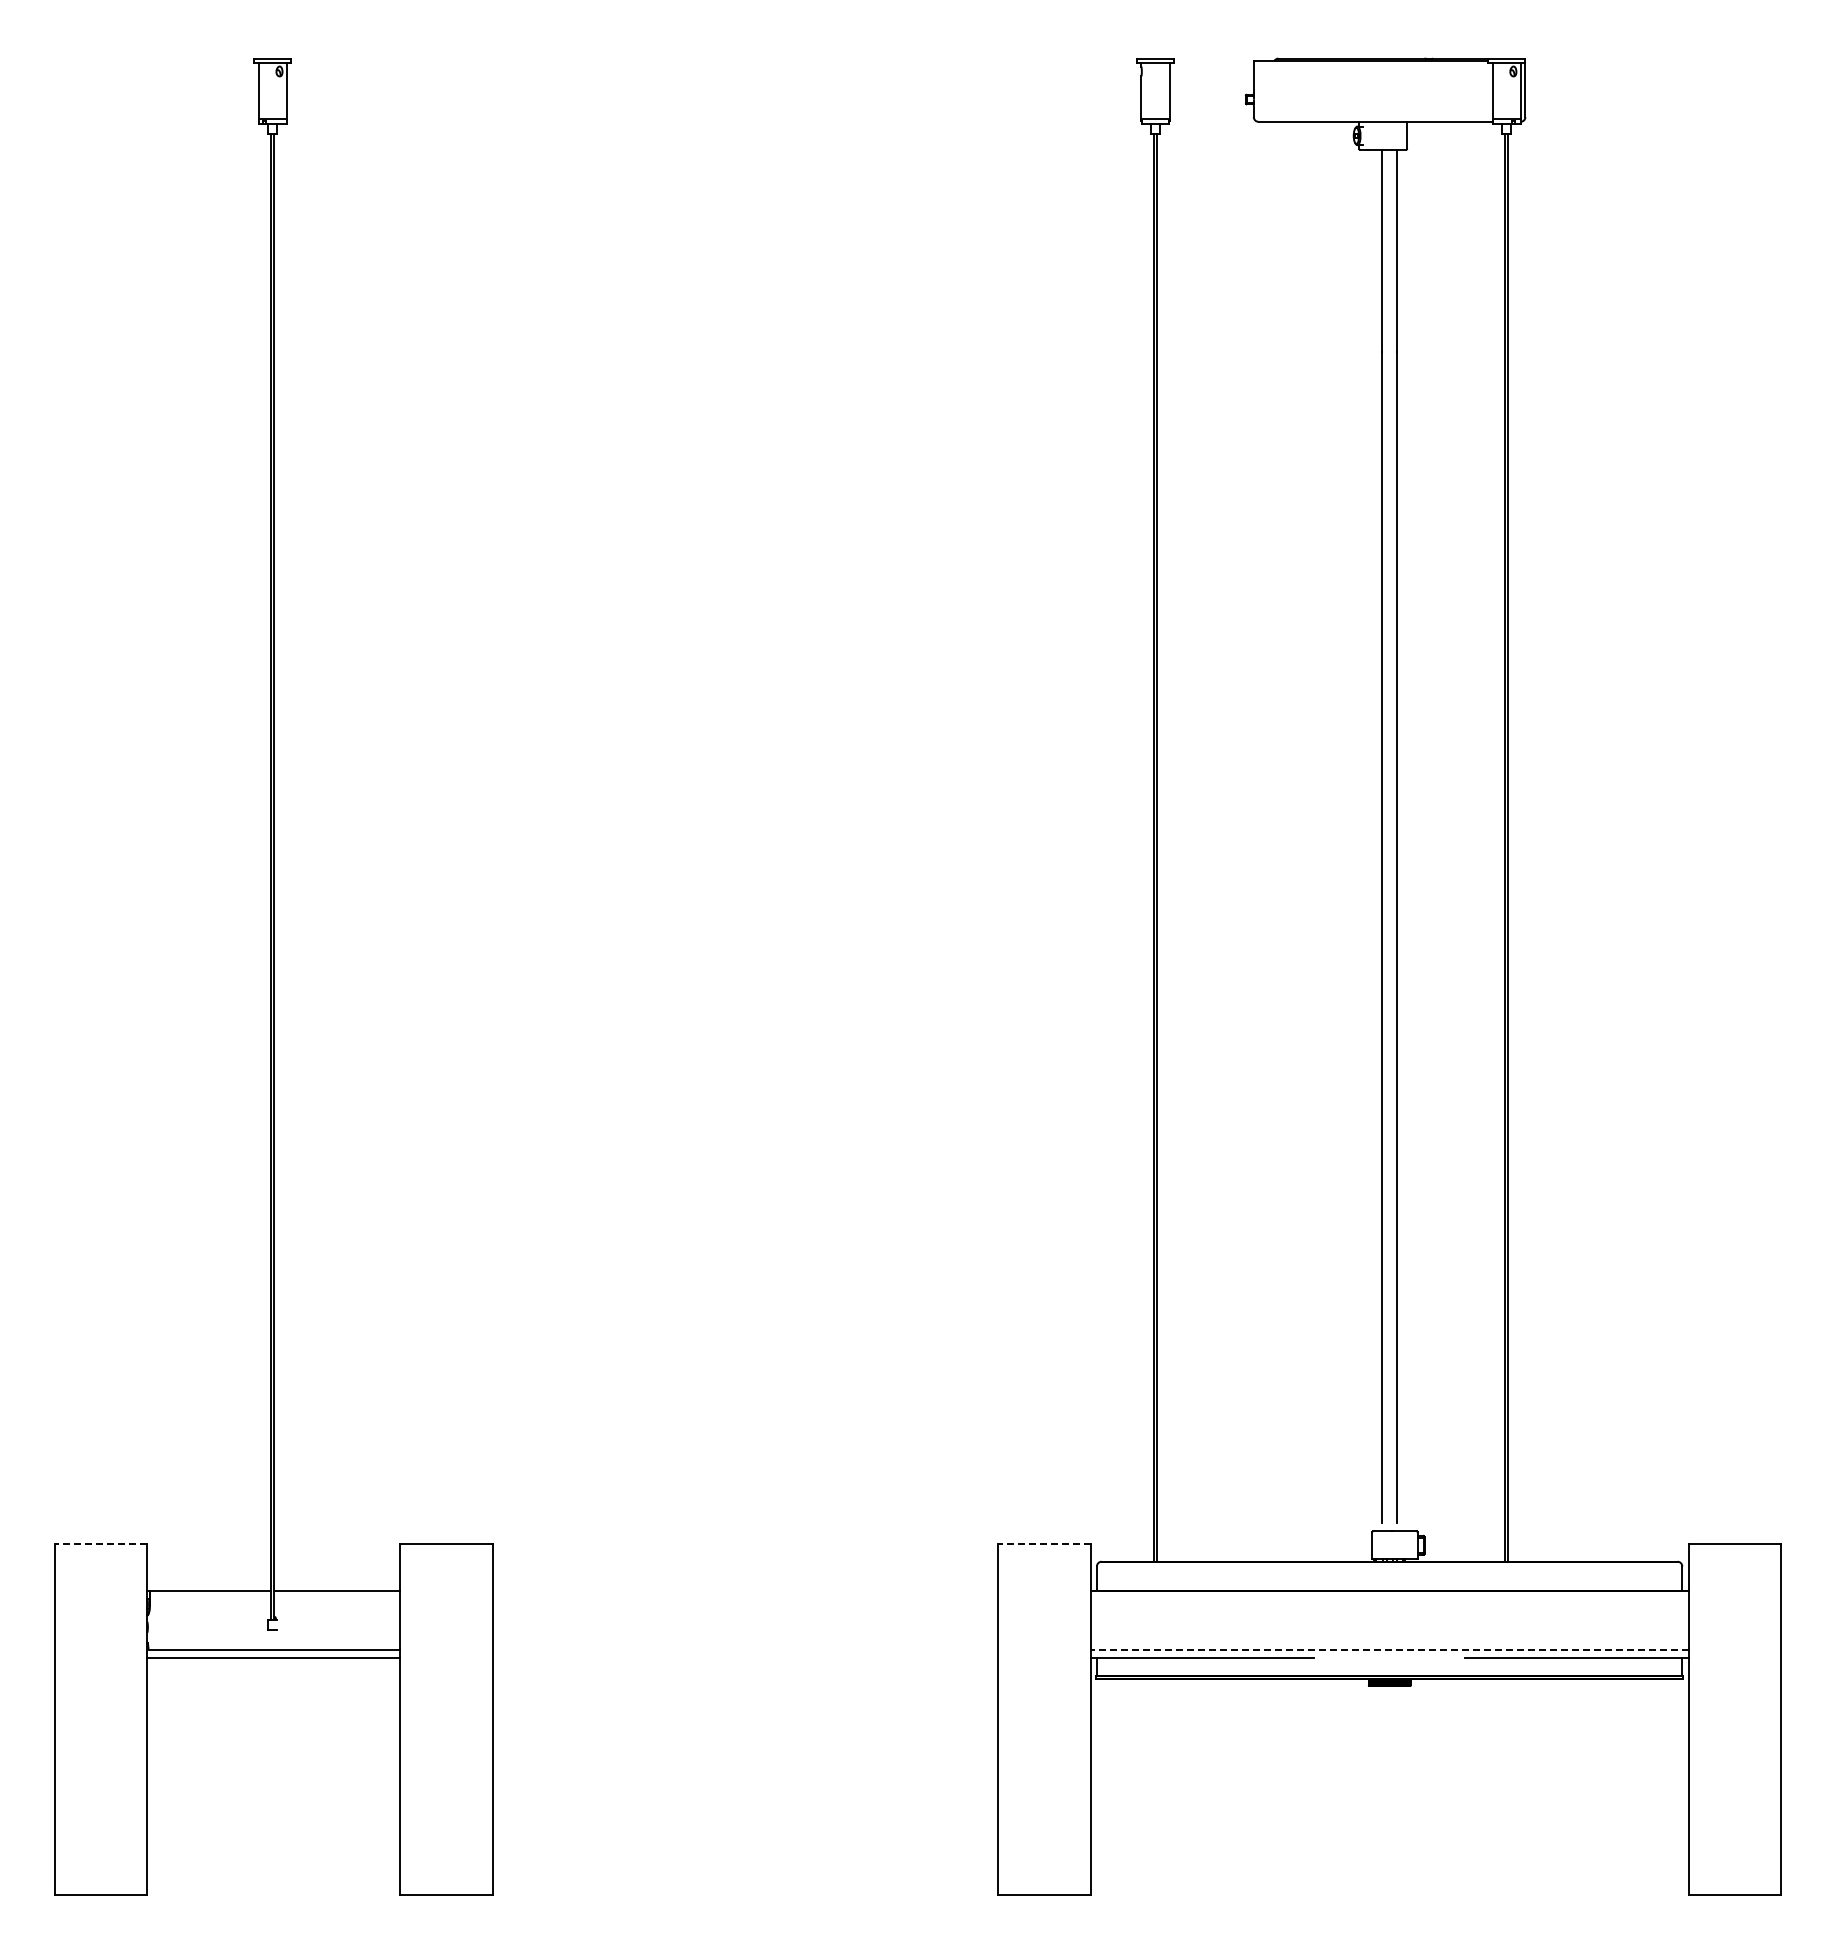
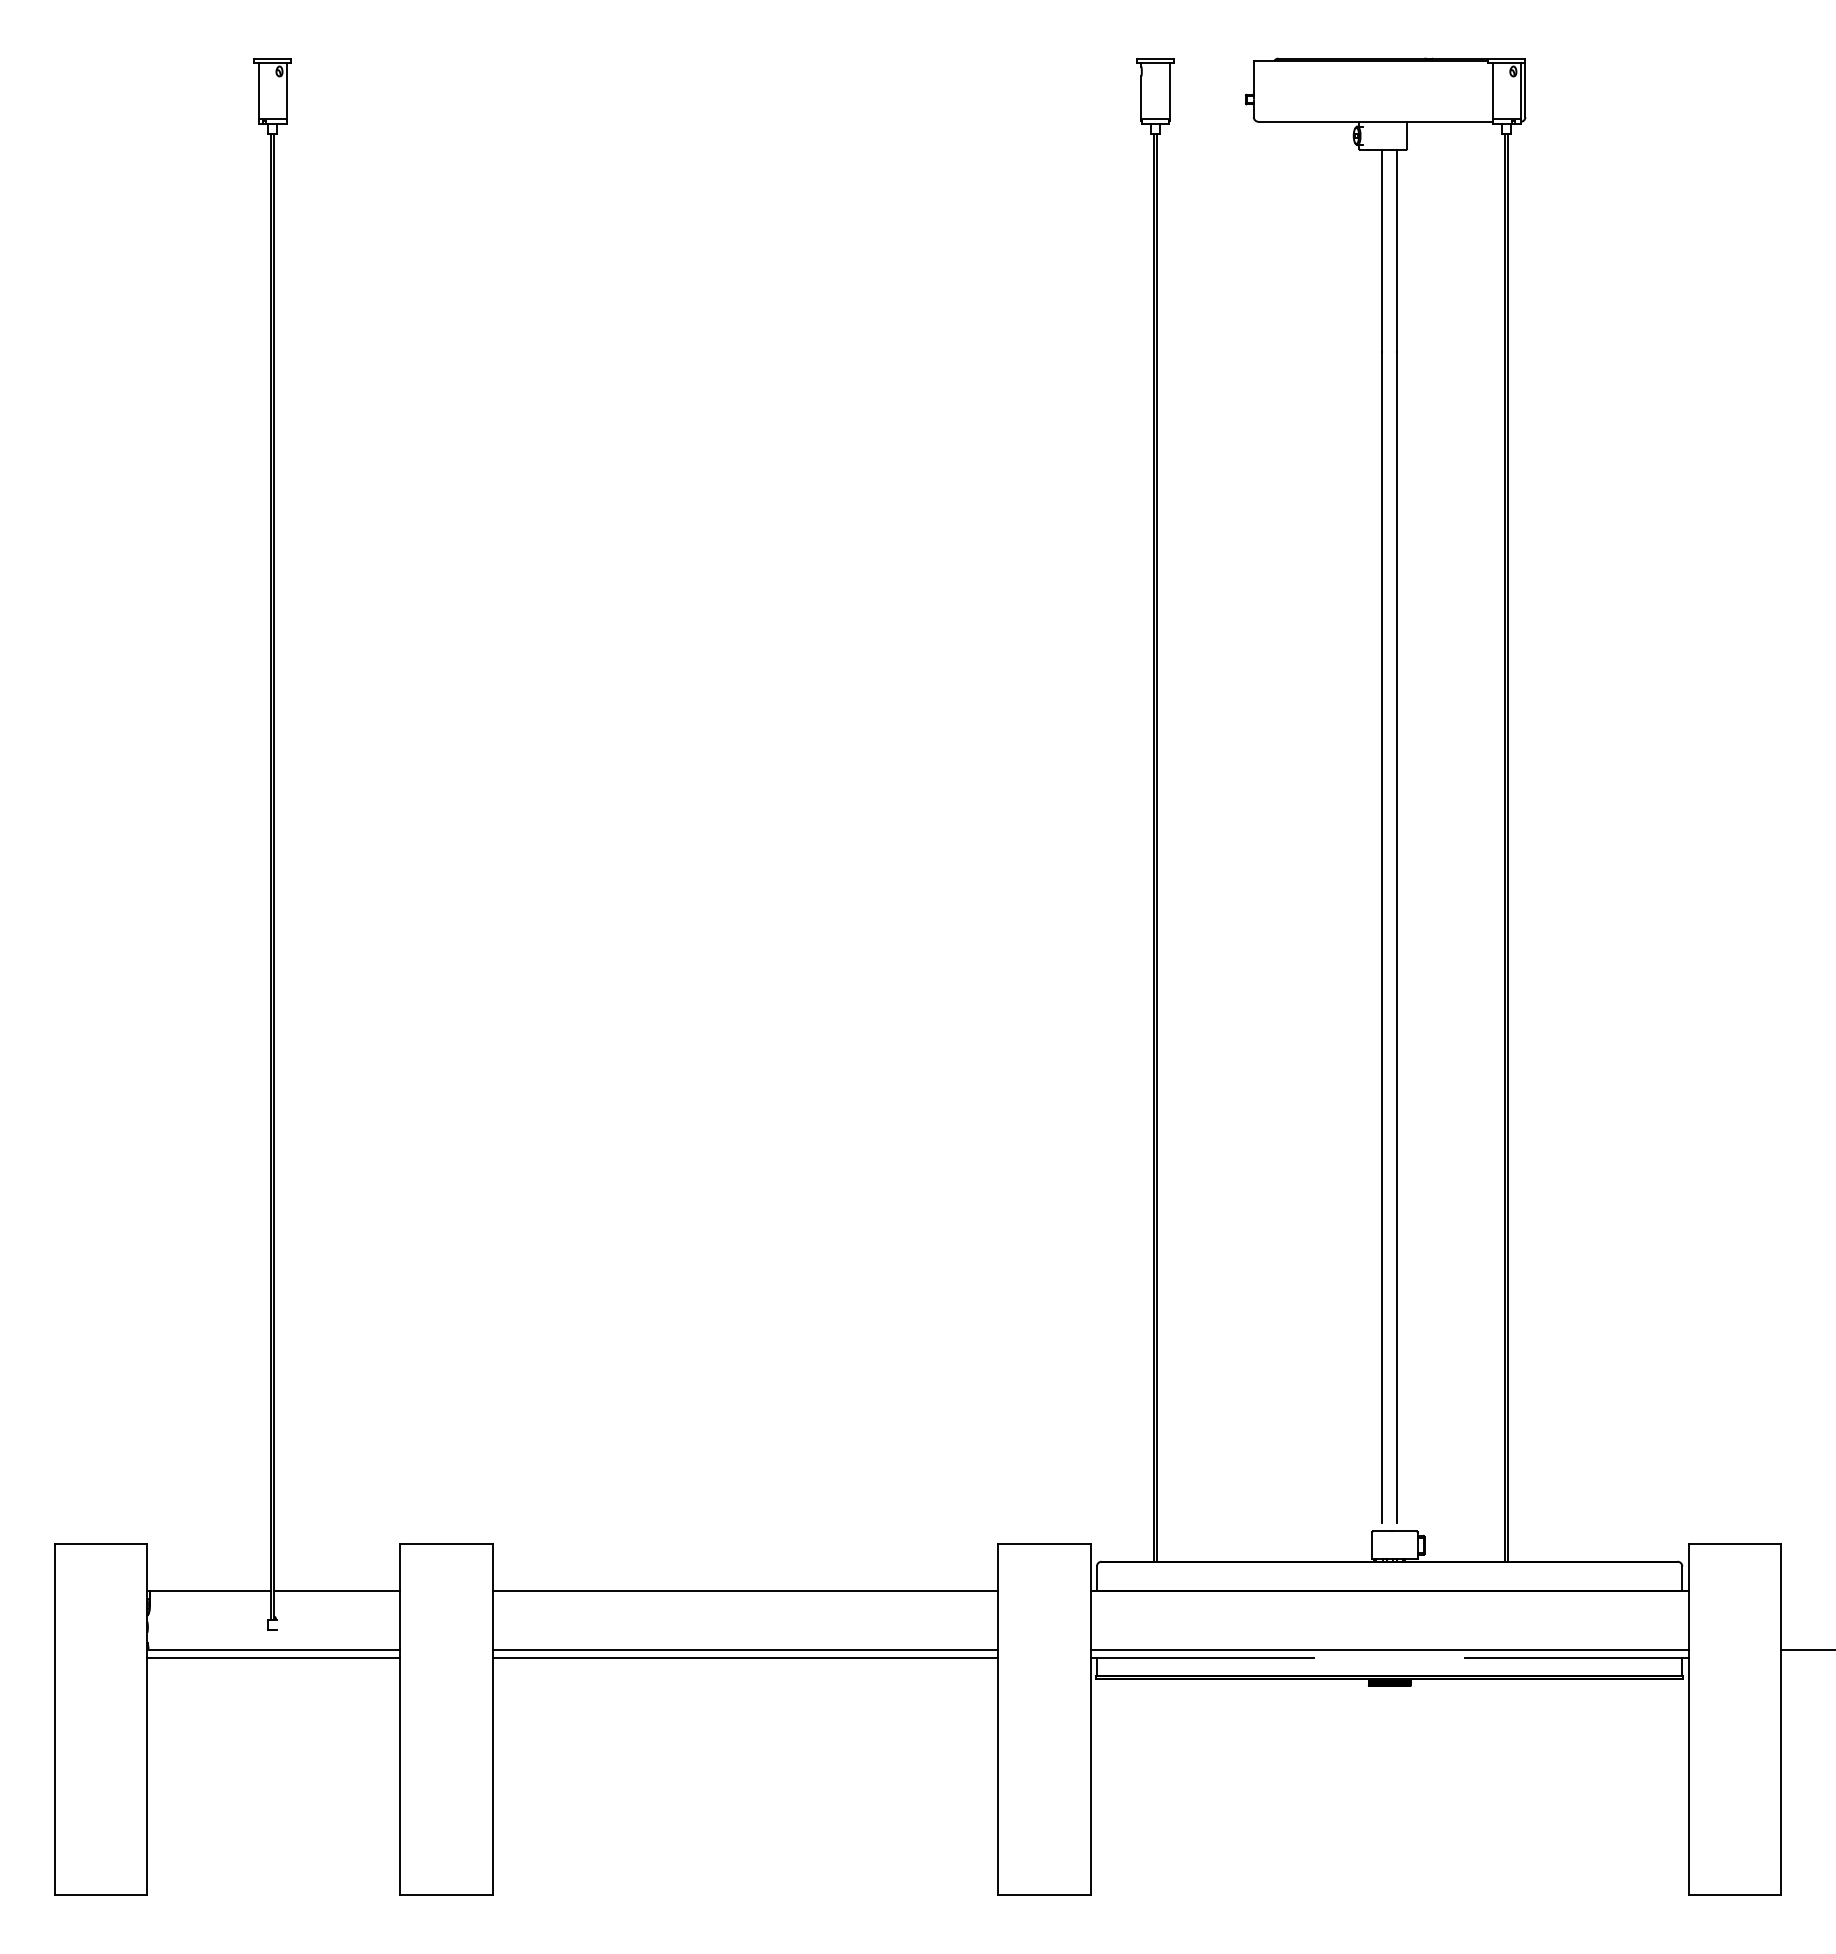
line: dashed -> solid (100, 1544)
line: dashed -> solid (1043, 1544)
line: none -> present (745, 1591)
line: none -> present (745, 1649)
line: dashed -> solid (1389, 1649)
line: none -> present (1806, 1649)
line: none -> present (745, 1658)
